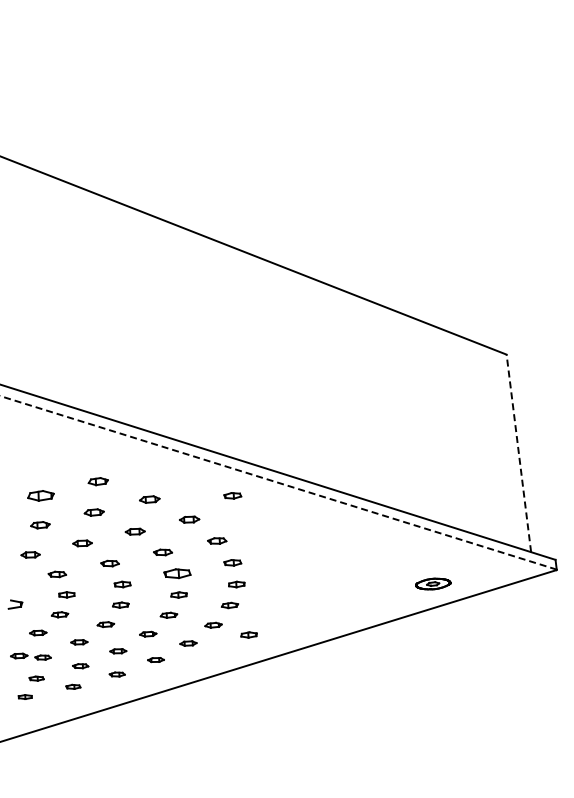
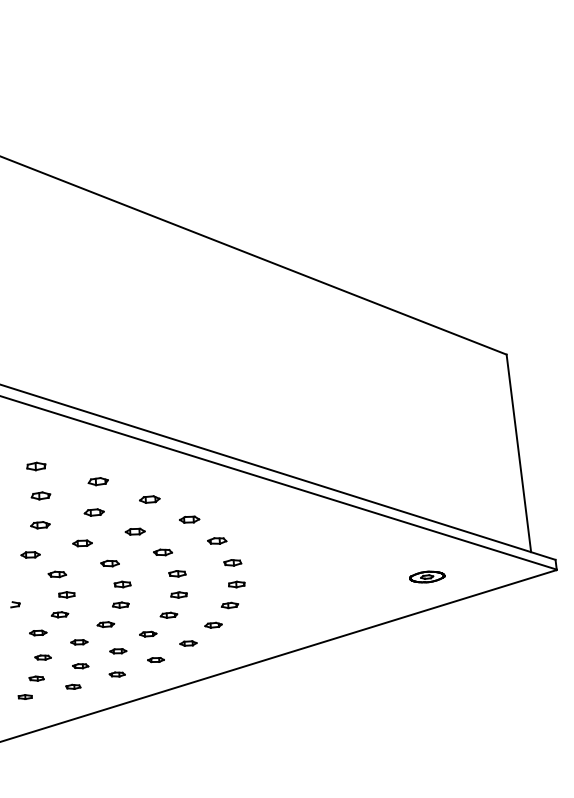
line: dashed -> solid (518, 453)
part: none -> present (36, 466)
line: dashed -> solid (278, 482)
part size: 28x12 px -> 22x10 px (40, 495)
part: present -> none (232, 495)
part size: 29x12 px -> 19x8 px (177, 573)
part position: (433, 583) -> (427, 576) (427, 576)
part size: 17x11 px -> 11x8 px (15, 604)
part: present -> none (248, 634)
part: present -> none (19, 655)
